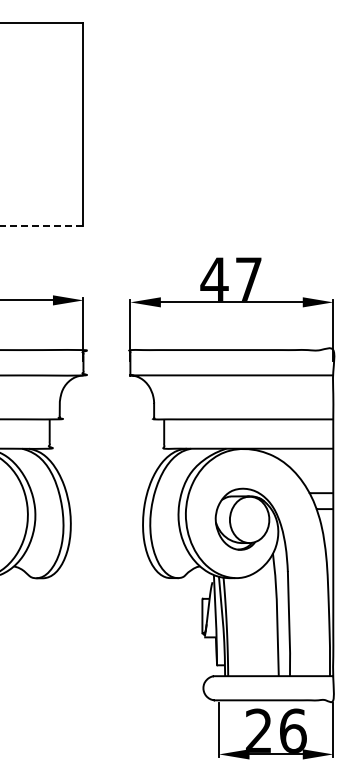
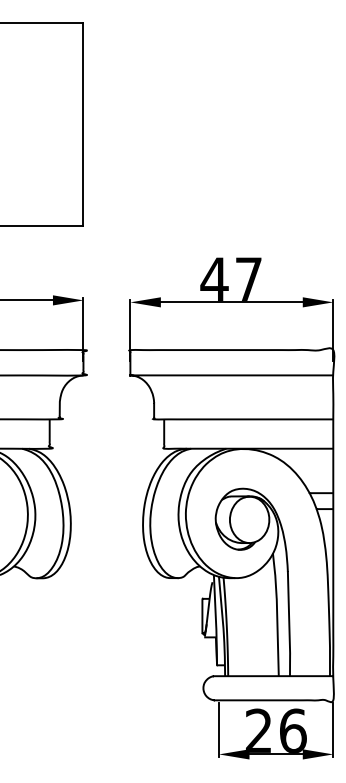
line: dashed -> solid (42, 226)
